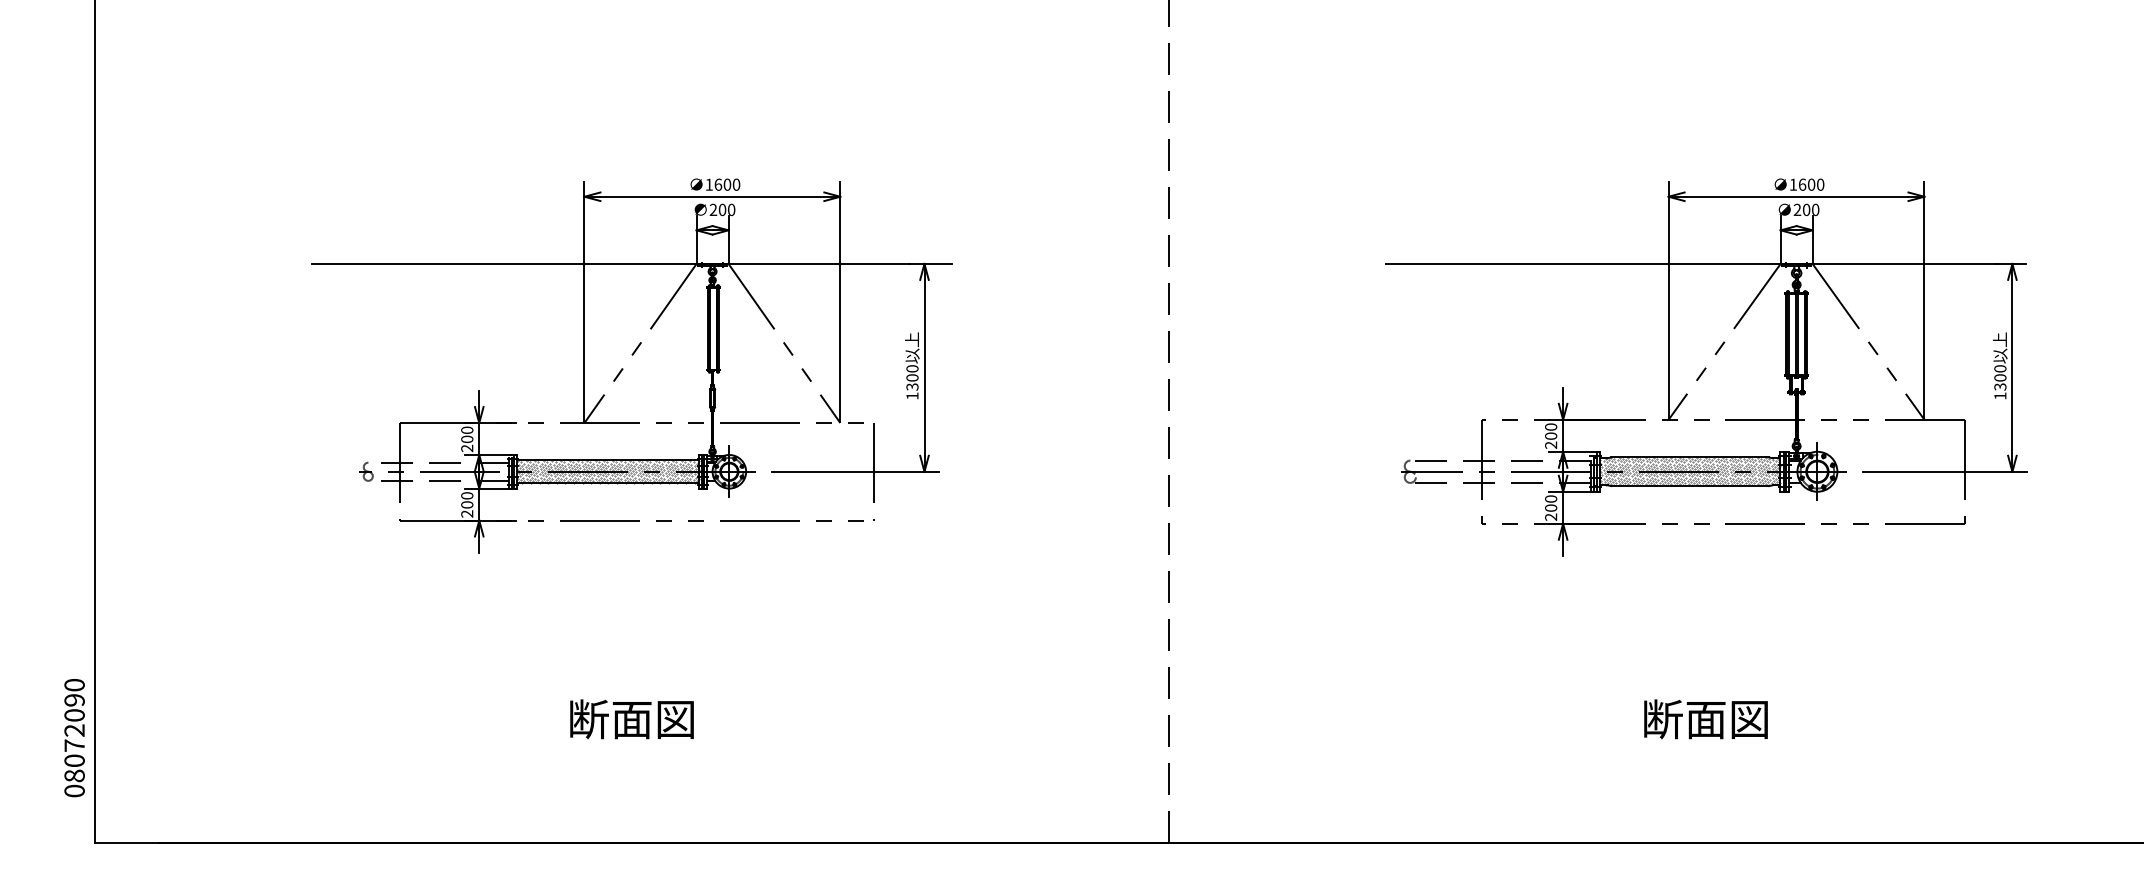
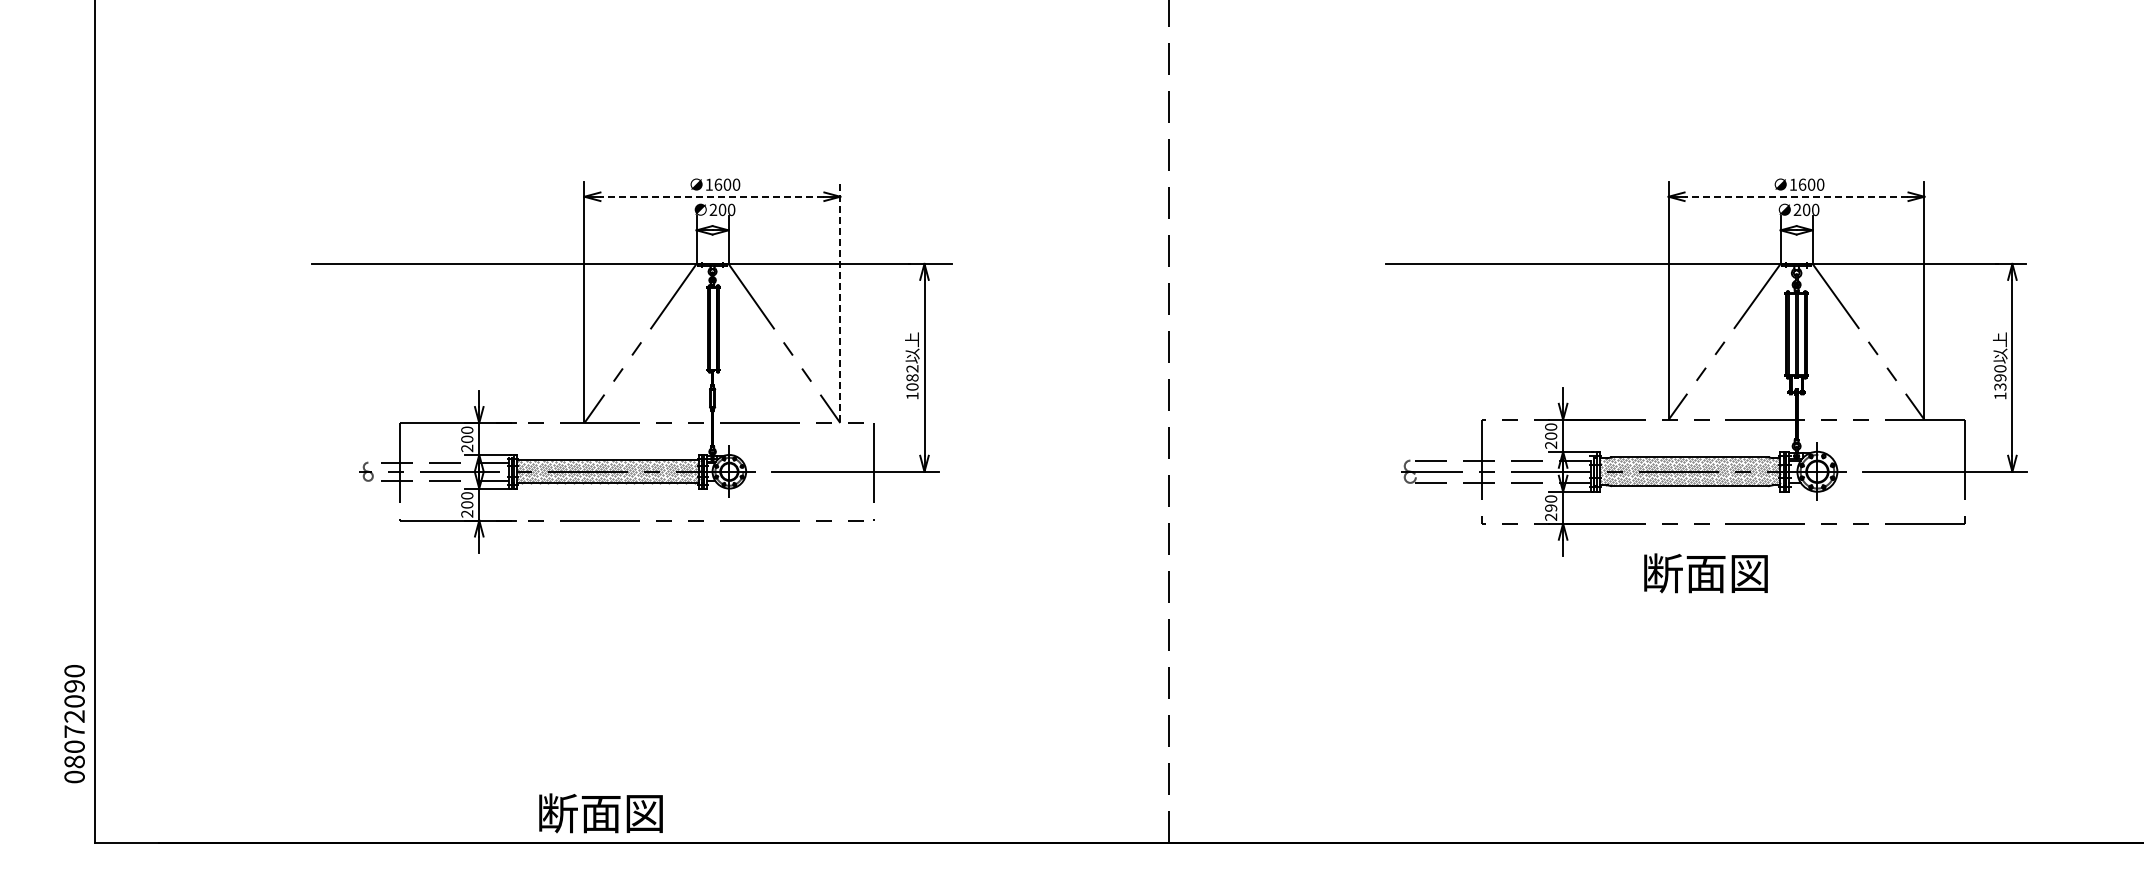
line: solid -> dashed (712, 196)
line: solid -> dashed (1796, 196)
line: solid -> dashed (840, 302)
text: 1300 -> 1082 (912, 377)
text: 1300 -> 1390 (2000, 377)
text: 200 -> 290 (1551, 507)
text position: (631, 719) -> (600, 813) (600, 813)
text position: (1705, 719) -> (1705, 573) (1705, 573)
text position: (74, 738) -> (74, 724) (74, 724)
